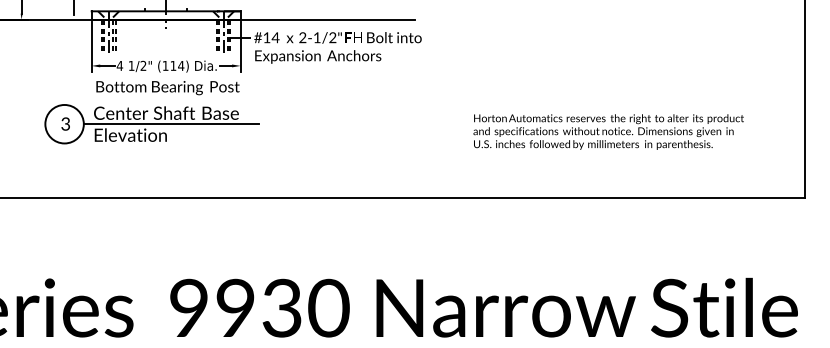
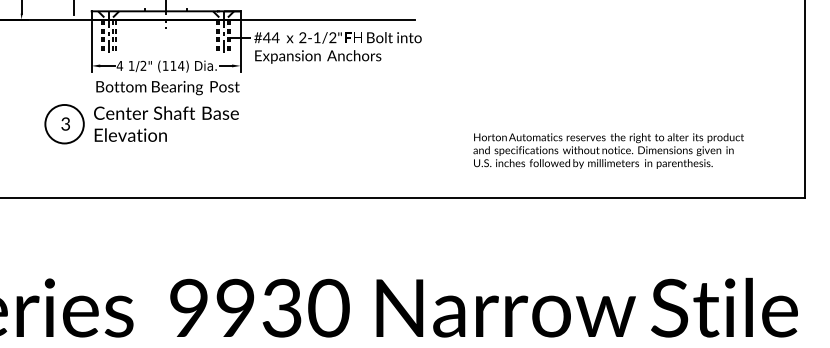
text: #14 -> #44 (266, 37)
line: present -> none (171, 124)
text position: (608, 131) -> (608, 150) (608, 150)
